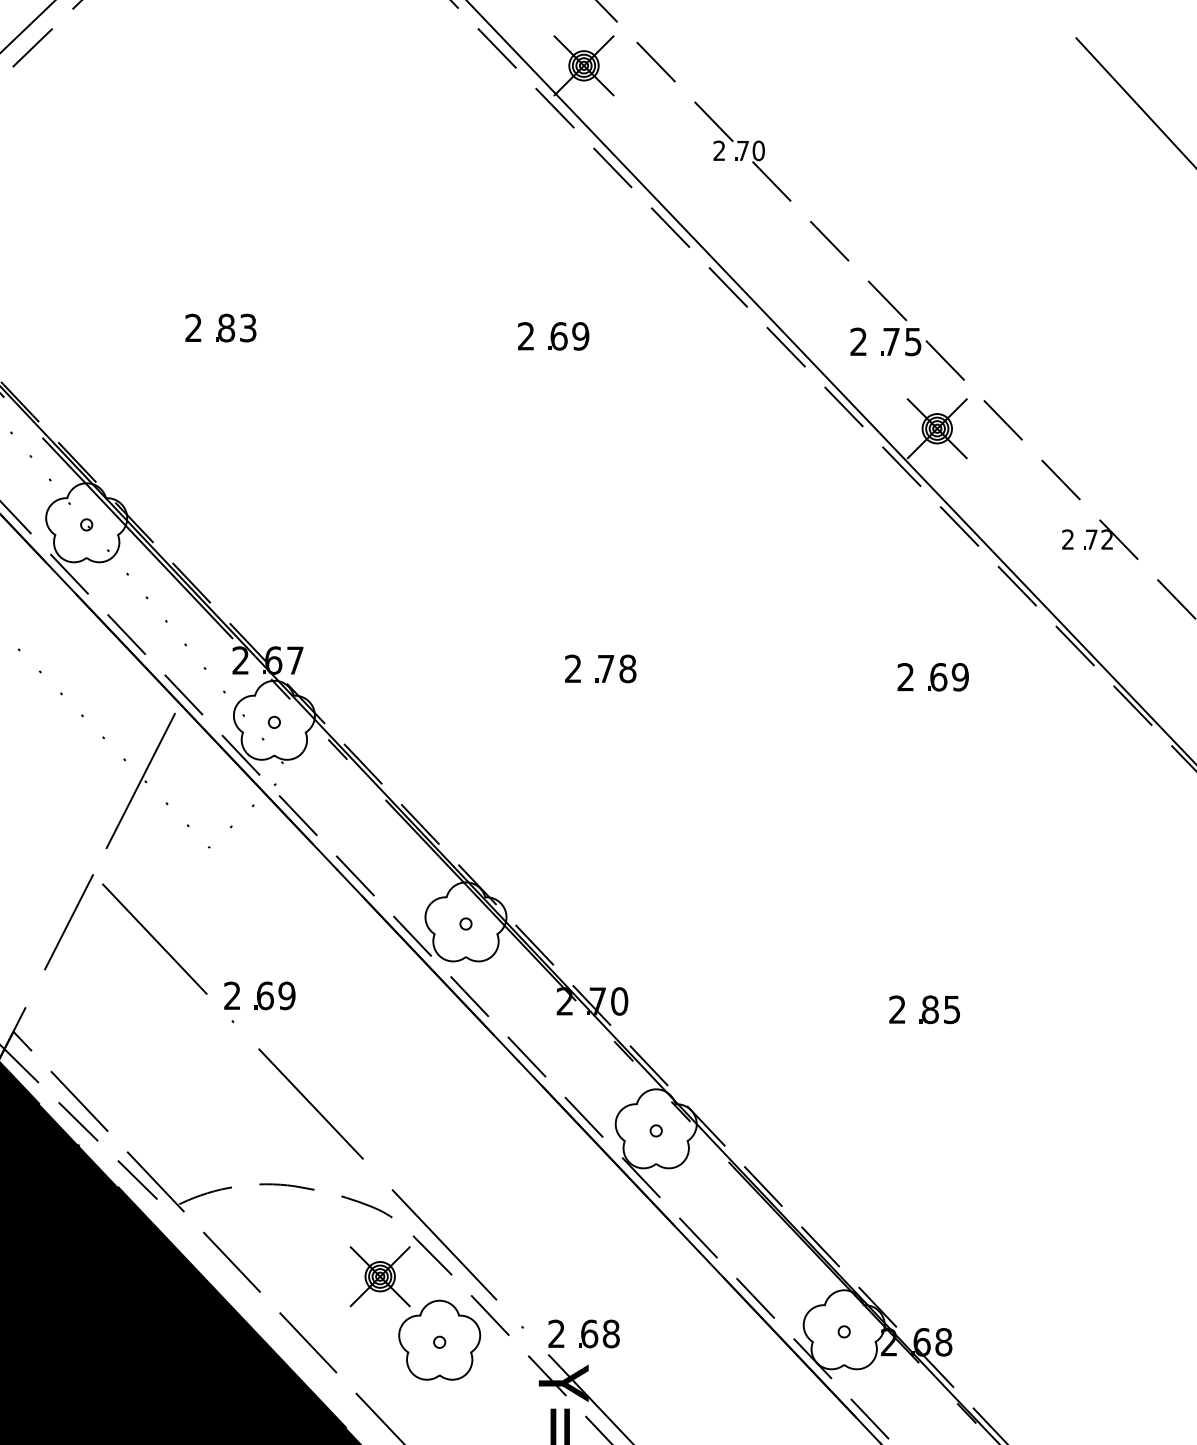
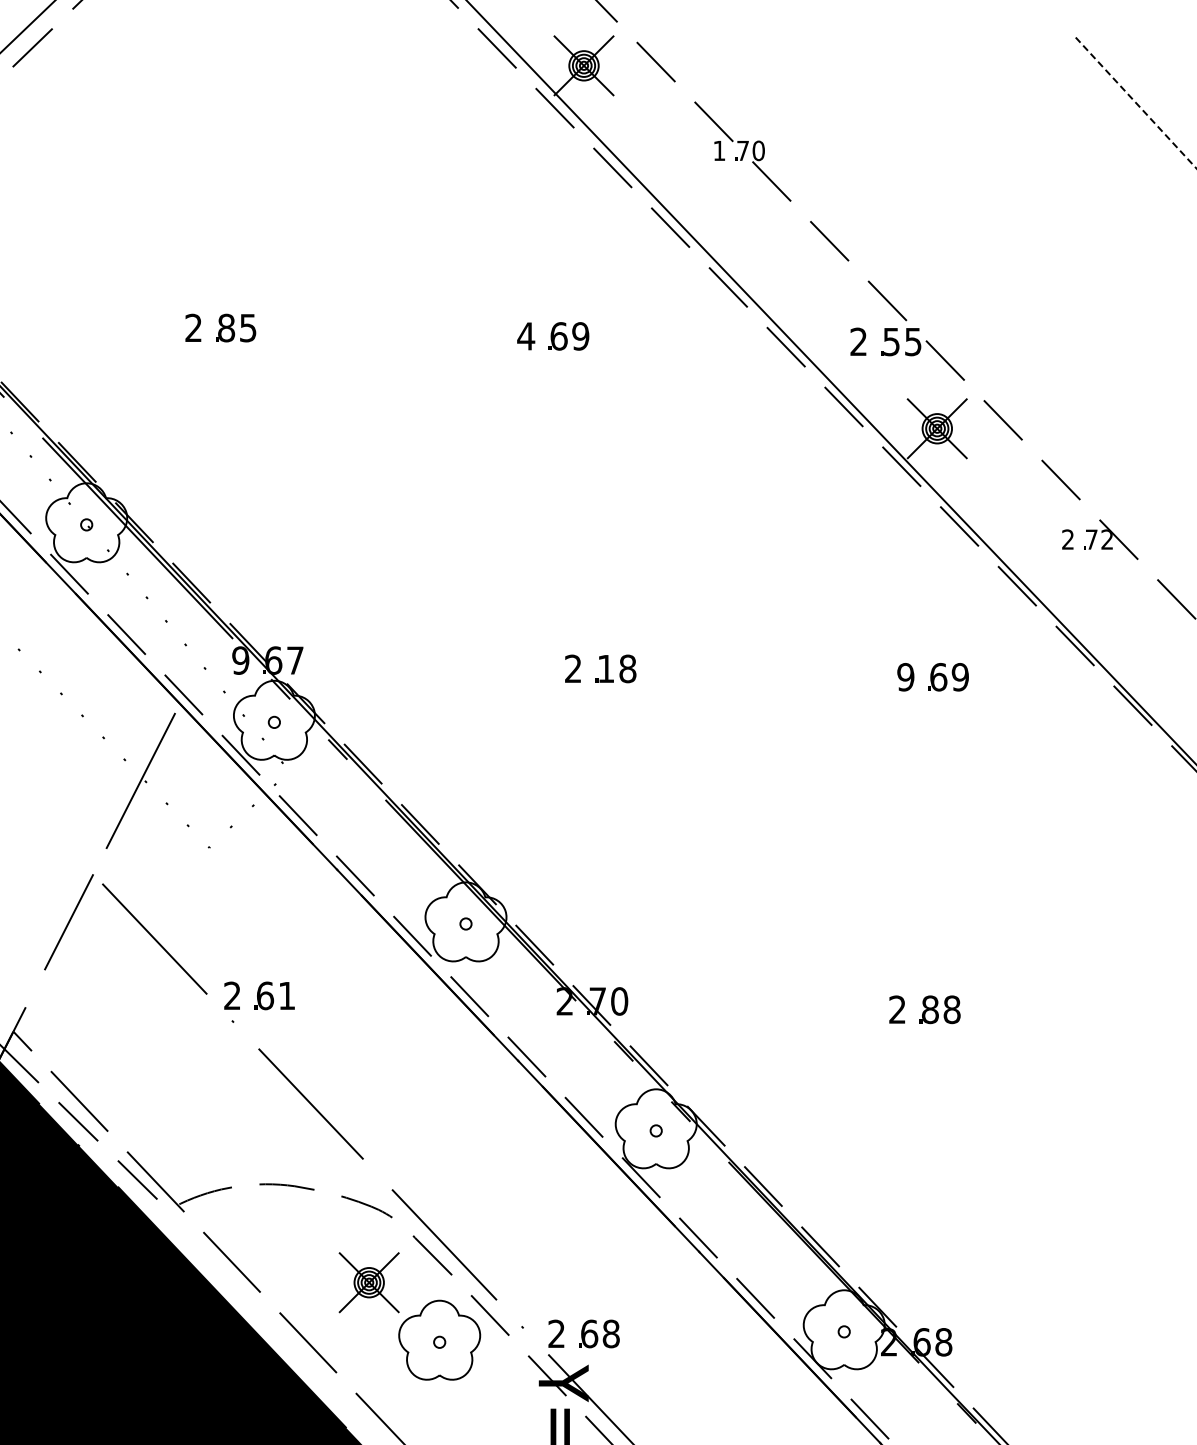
line: solid -> dashed (1136, 103)
text: 2 -> 1 (718, 150)
text: 83 -> 85 (248, 327)
text: 2 -> 4 (526, 336)
text: 75 -> 55 (891, 342)
text: 2 -> 9 (240, 660)
text: 78 -> 18 (606, 668)
text: 2 -> 9 (905, 677)
text: 69 -> 61 (286, 995)
text: 85 -> 88 (951, 1009)
part position: (379, 1276) -> (368, 1282) (368, 1282)
